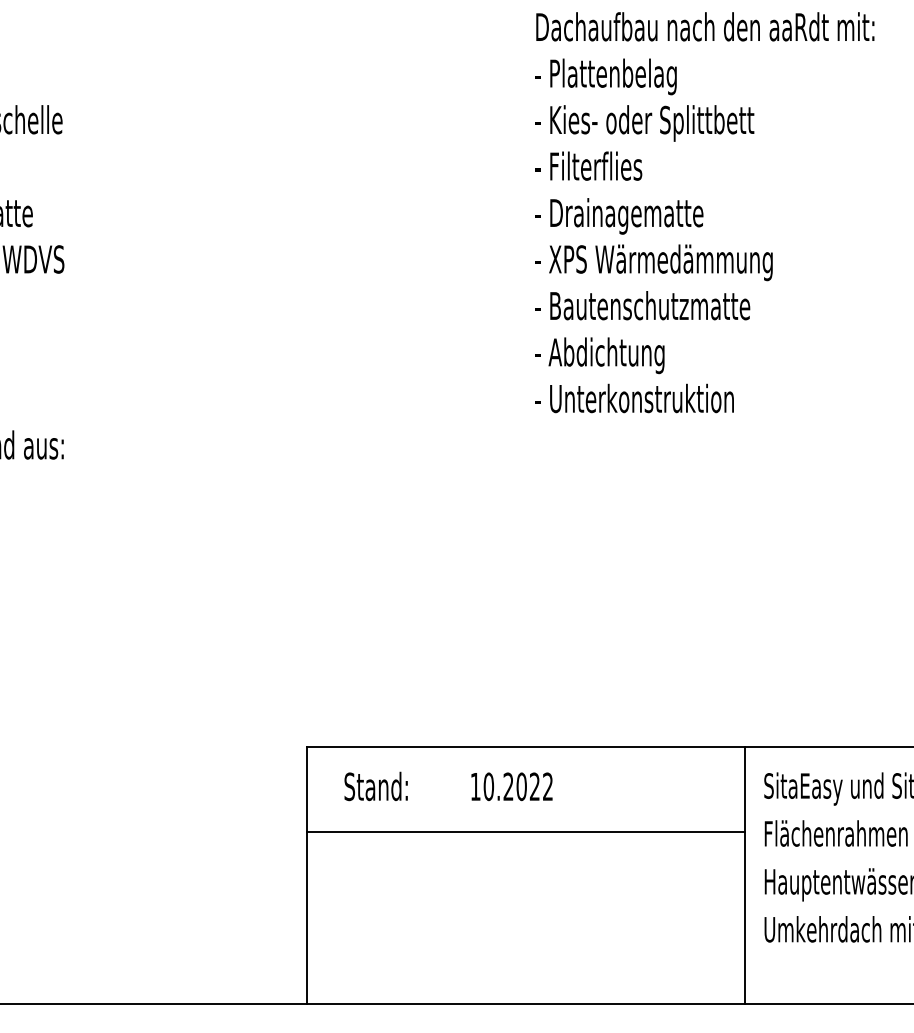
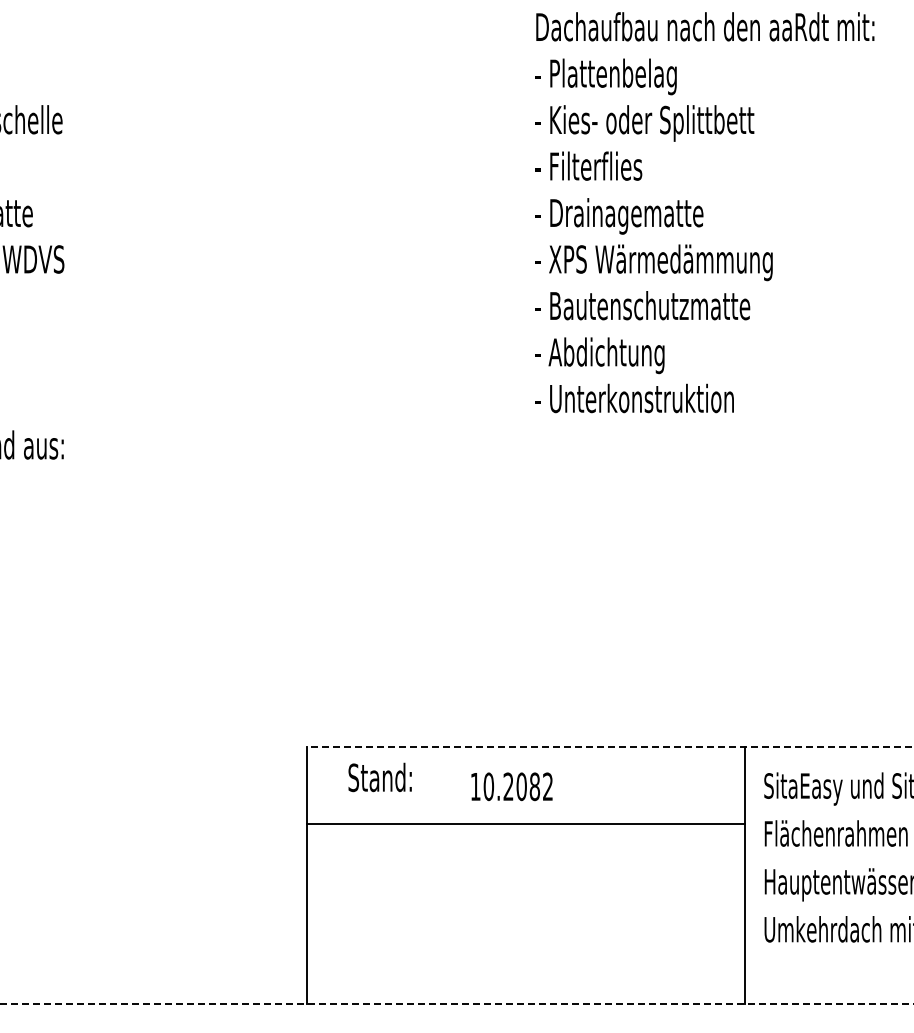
line: solid -> dashed (610, 746)
text position: (375, 786) -> (379, 777) (379, 777)
text: 10.2022 -> 10.2082 (534, 786)
line position: (526, 832) -> (526, 824) (526, 824)
line: solid -> dashed (456, 1003)
